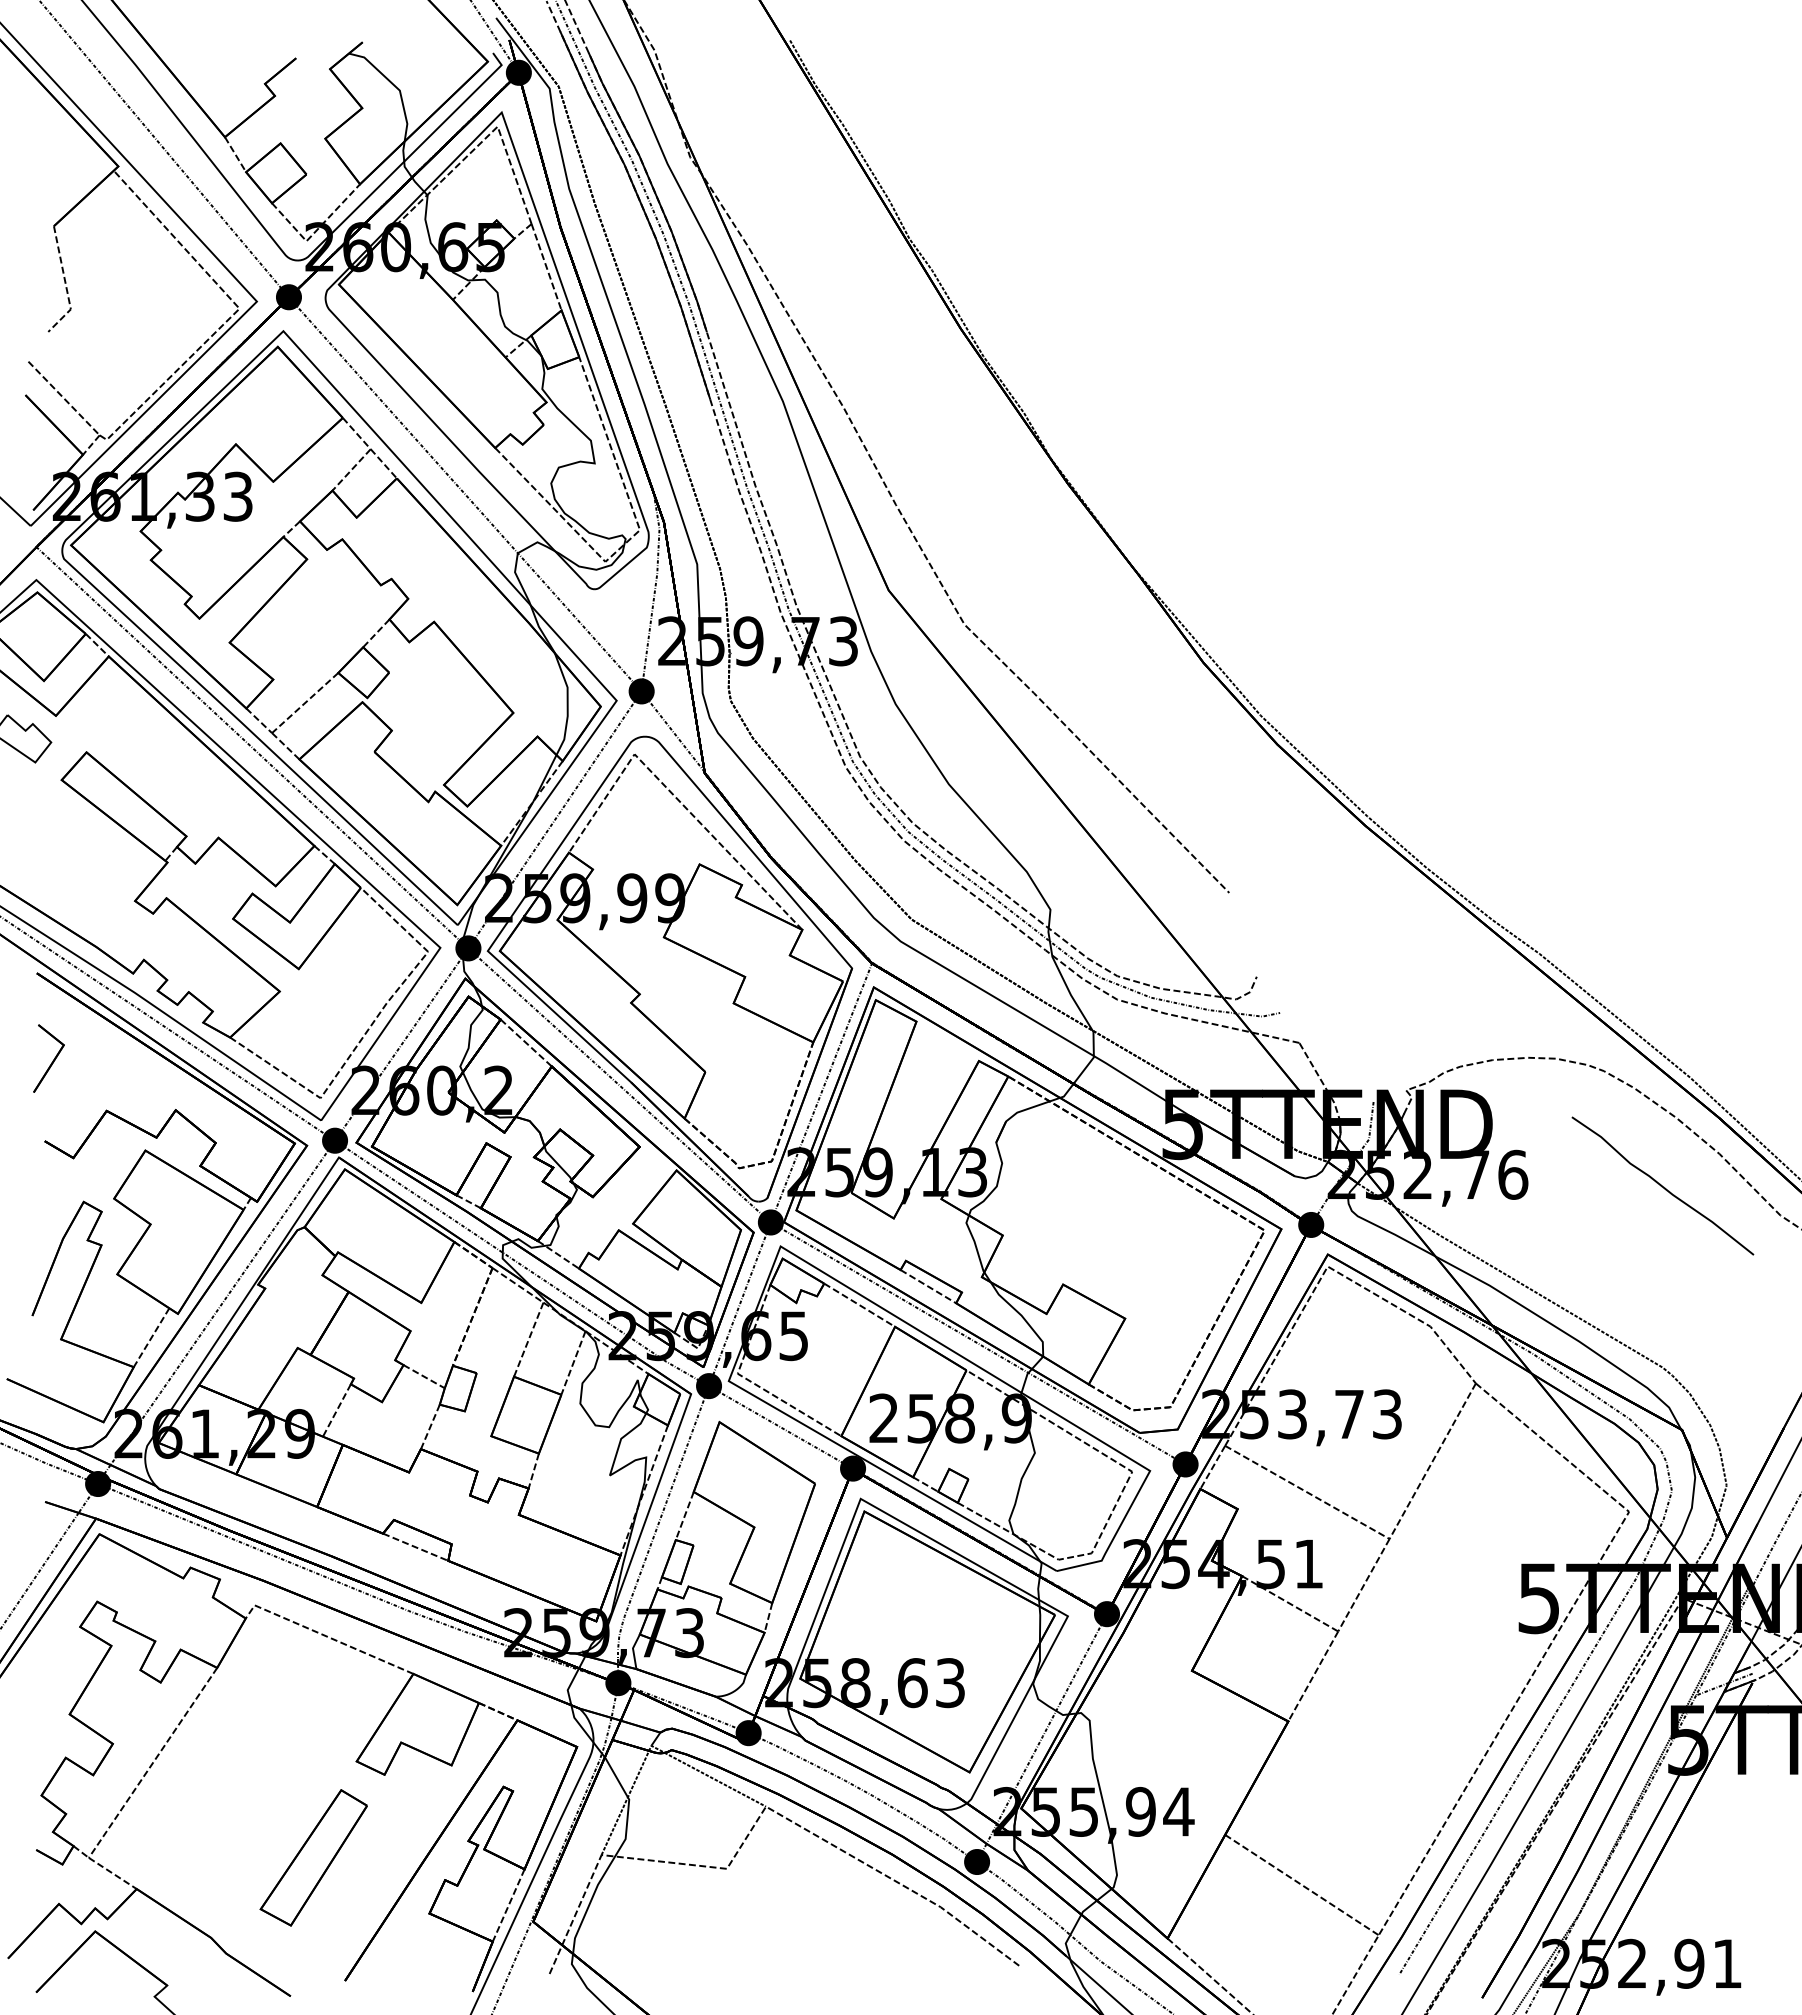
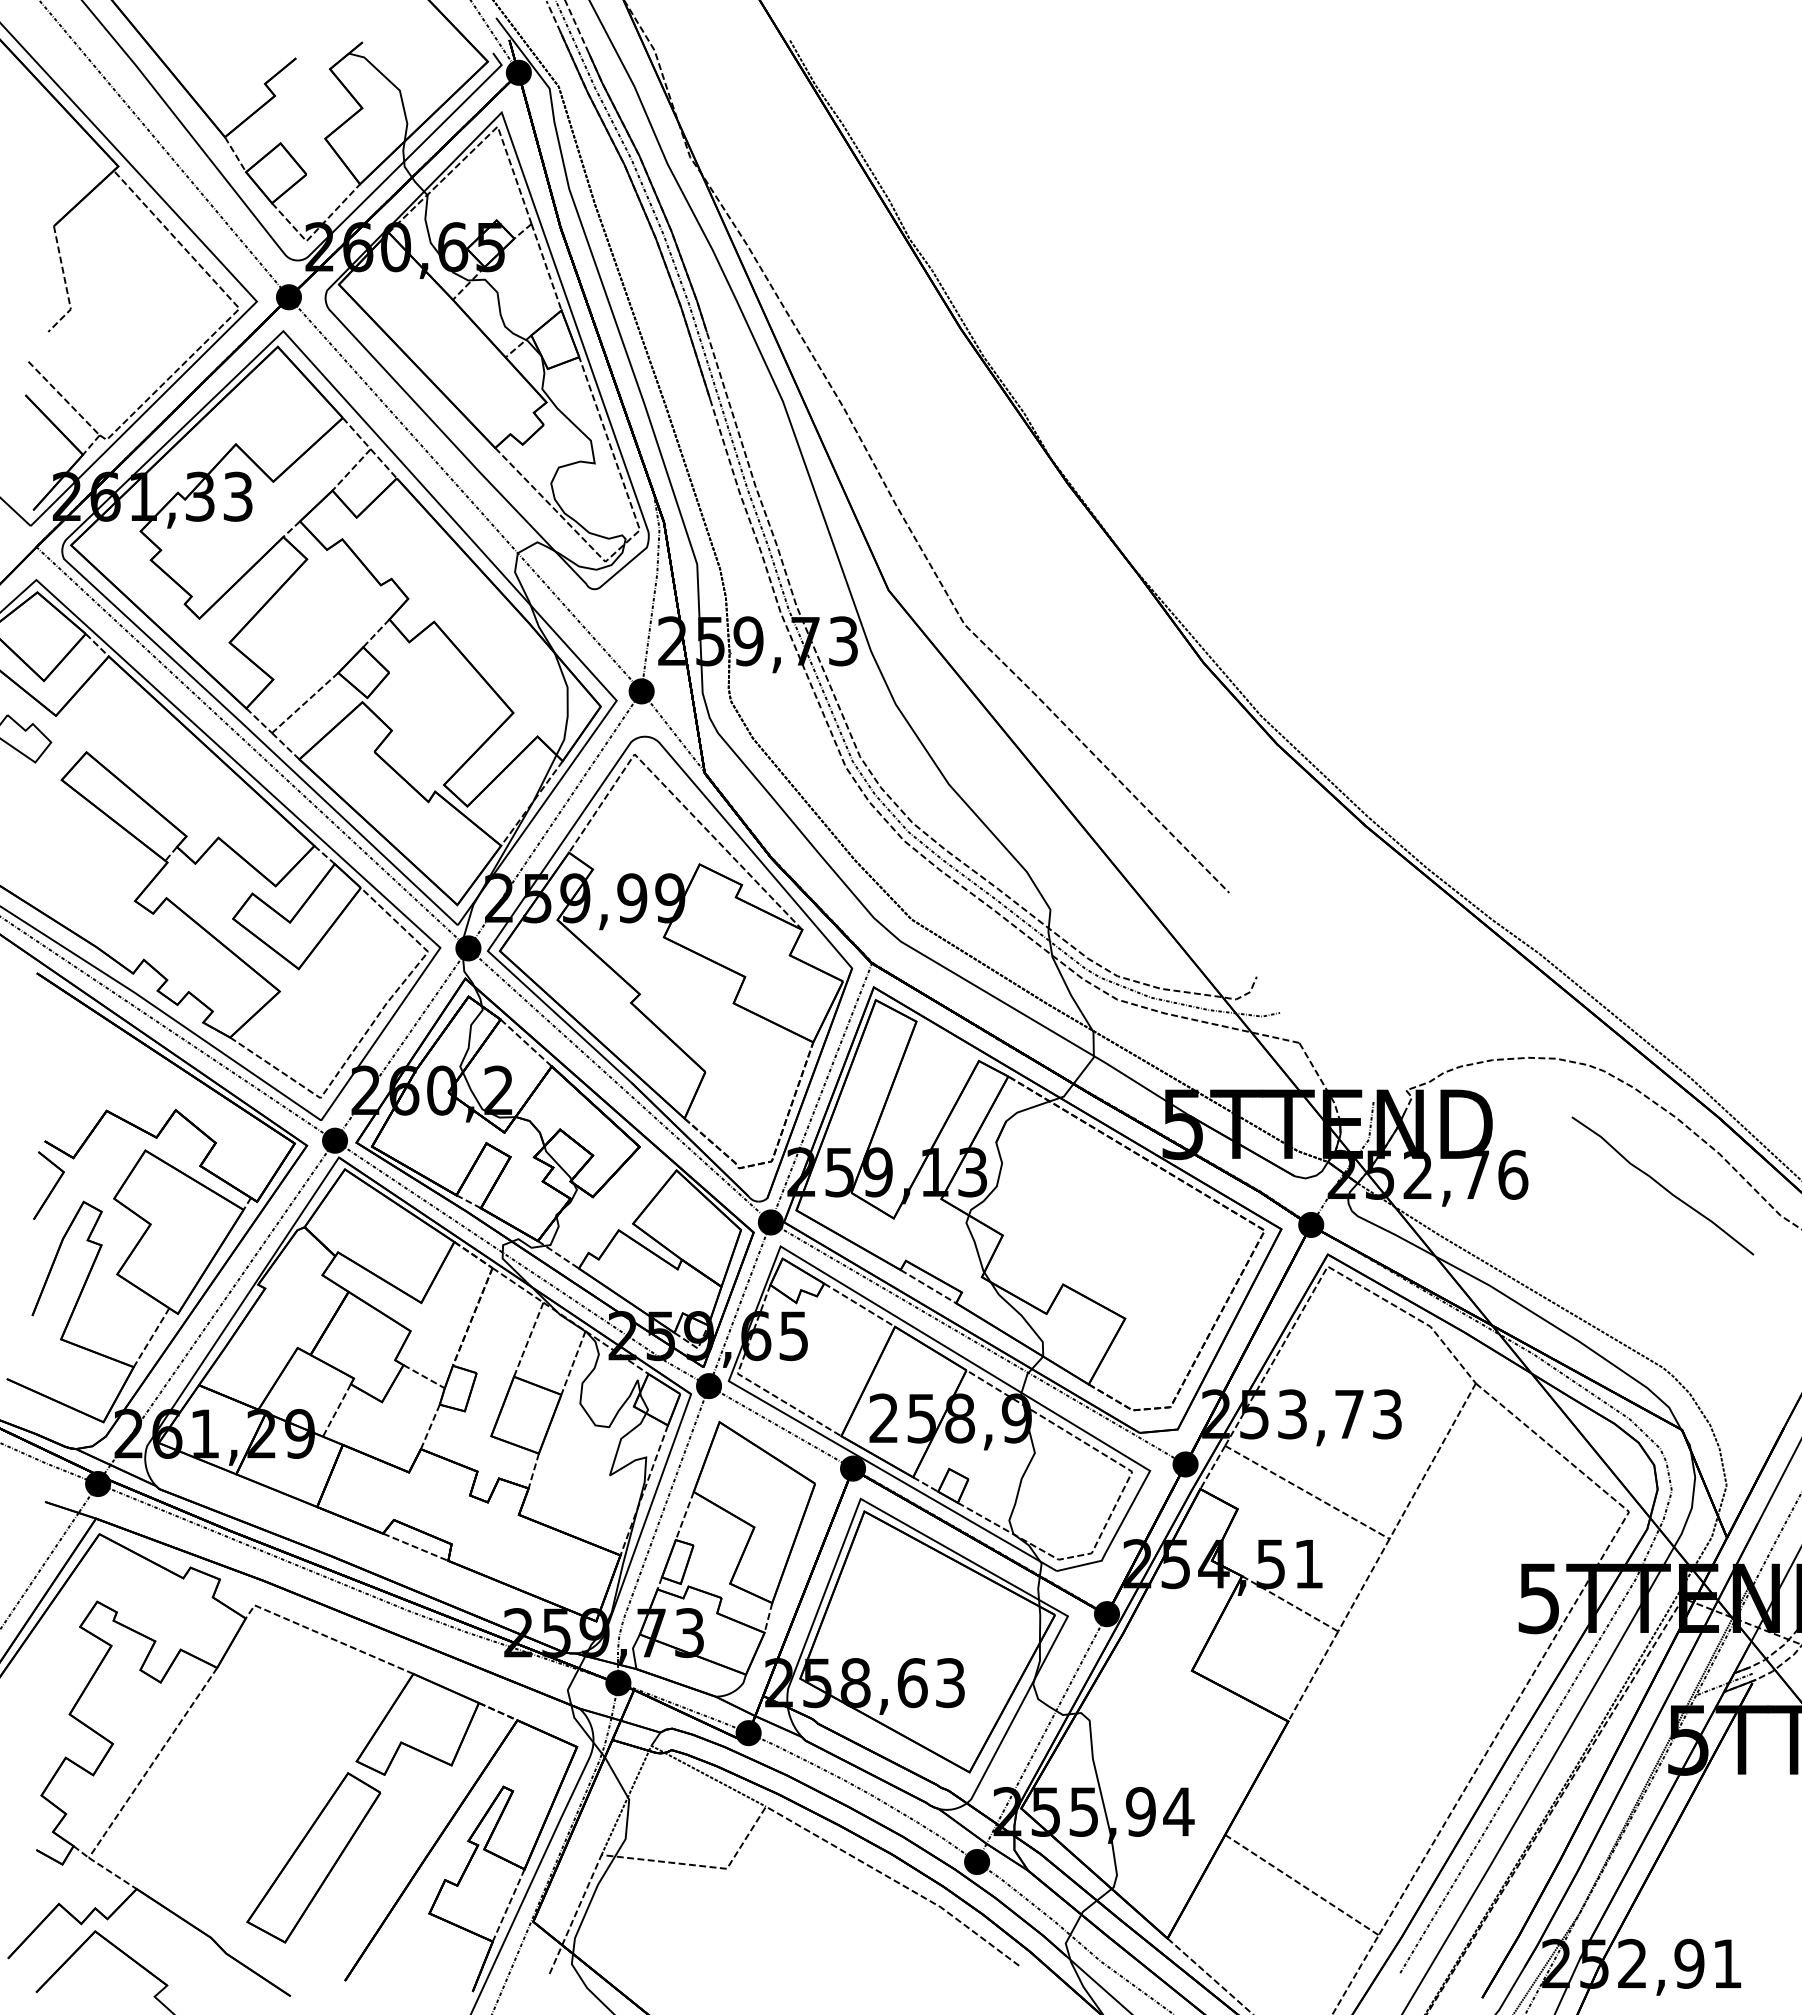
part position: (48, 1058) -> (48, 1185) (48, 1185)
part size: 109x138 px -> 136x172 px (313, 1857)
